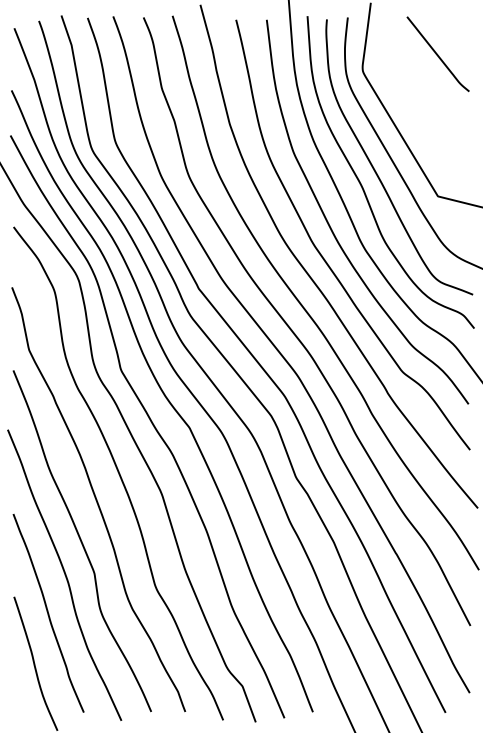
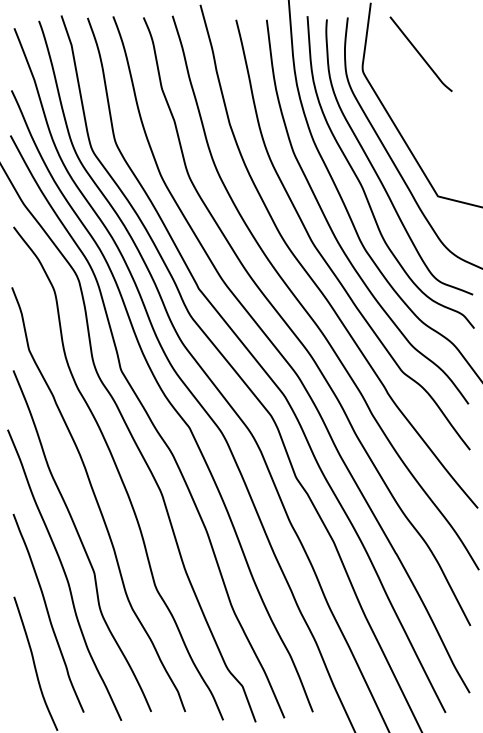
curve position: (437, 54) -> (420, 54) (420, 54)
